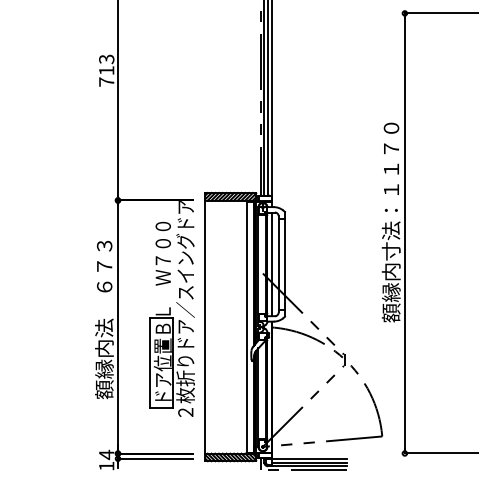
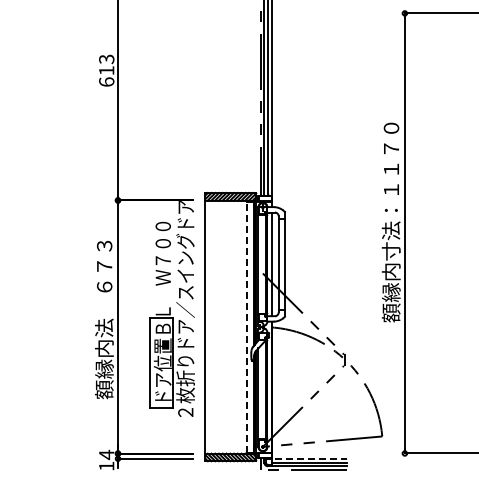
text: 713 -> 613 (106, 81)
line: solid -> dashed (247, 326)
line: solid -> dashed (306, 458)
